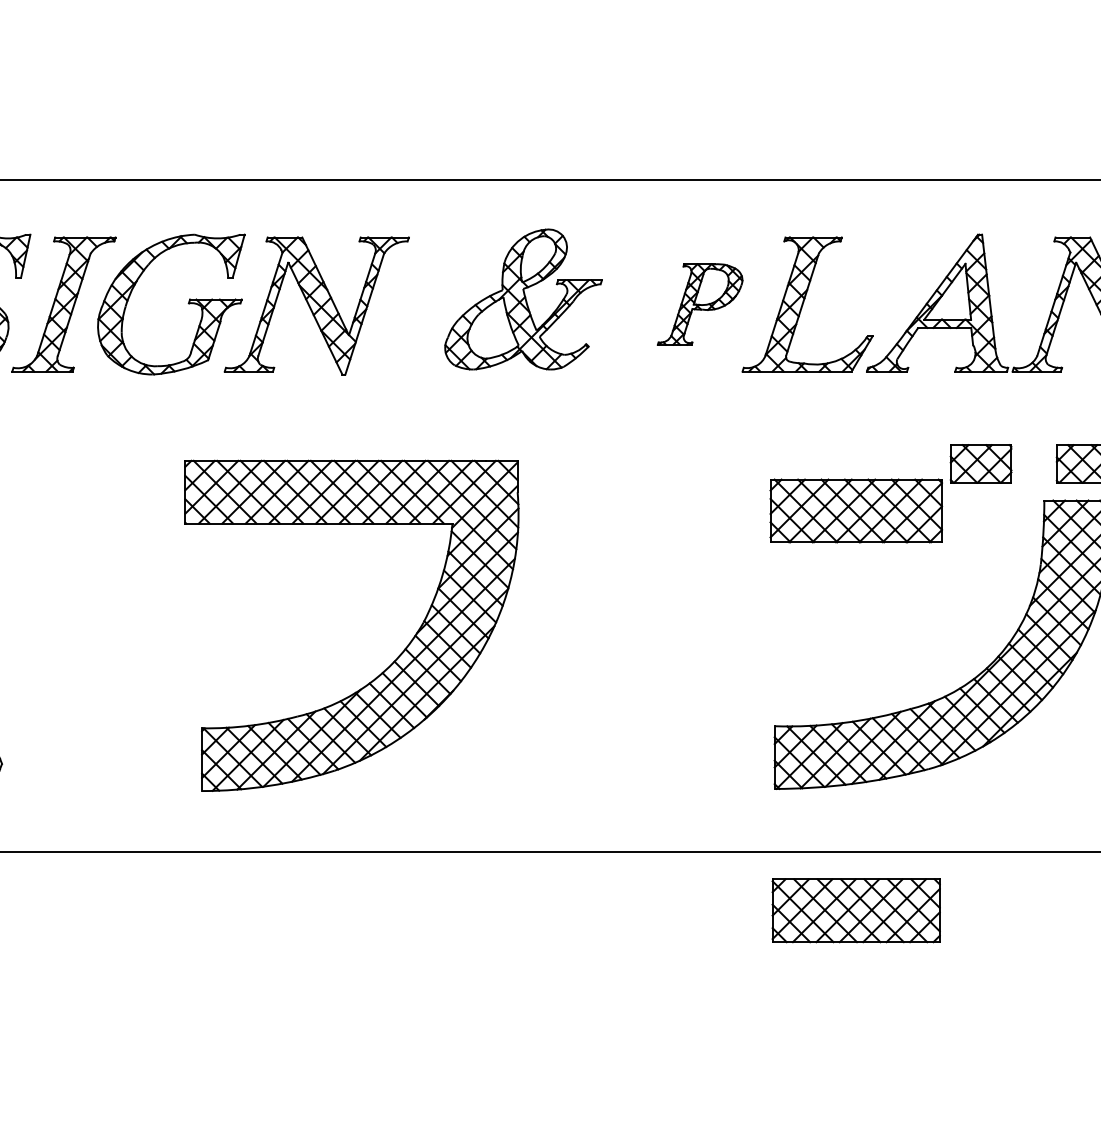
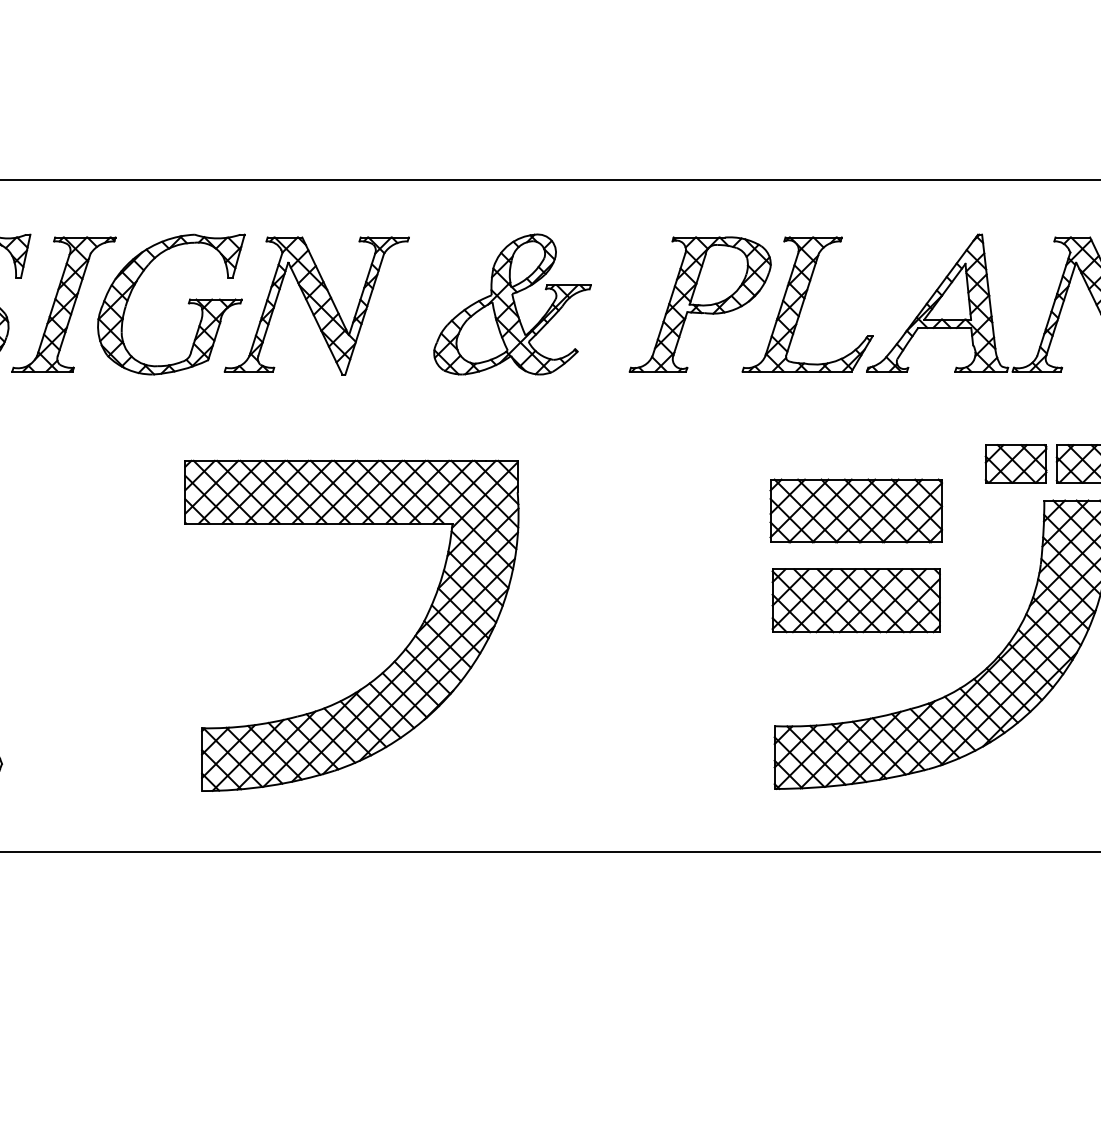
part position: (523, 299) -> (512, 304) (512, 304)
part size: 88x83 px -> 144x137 px (699, 304)
part position: (980, 463) -> (1015, 463) (1015, 463)
part position: (855, 910) -> (855, 600) (855, 600)
